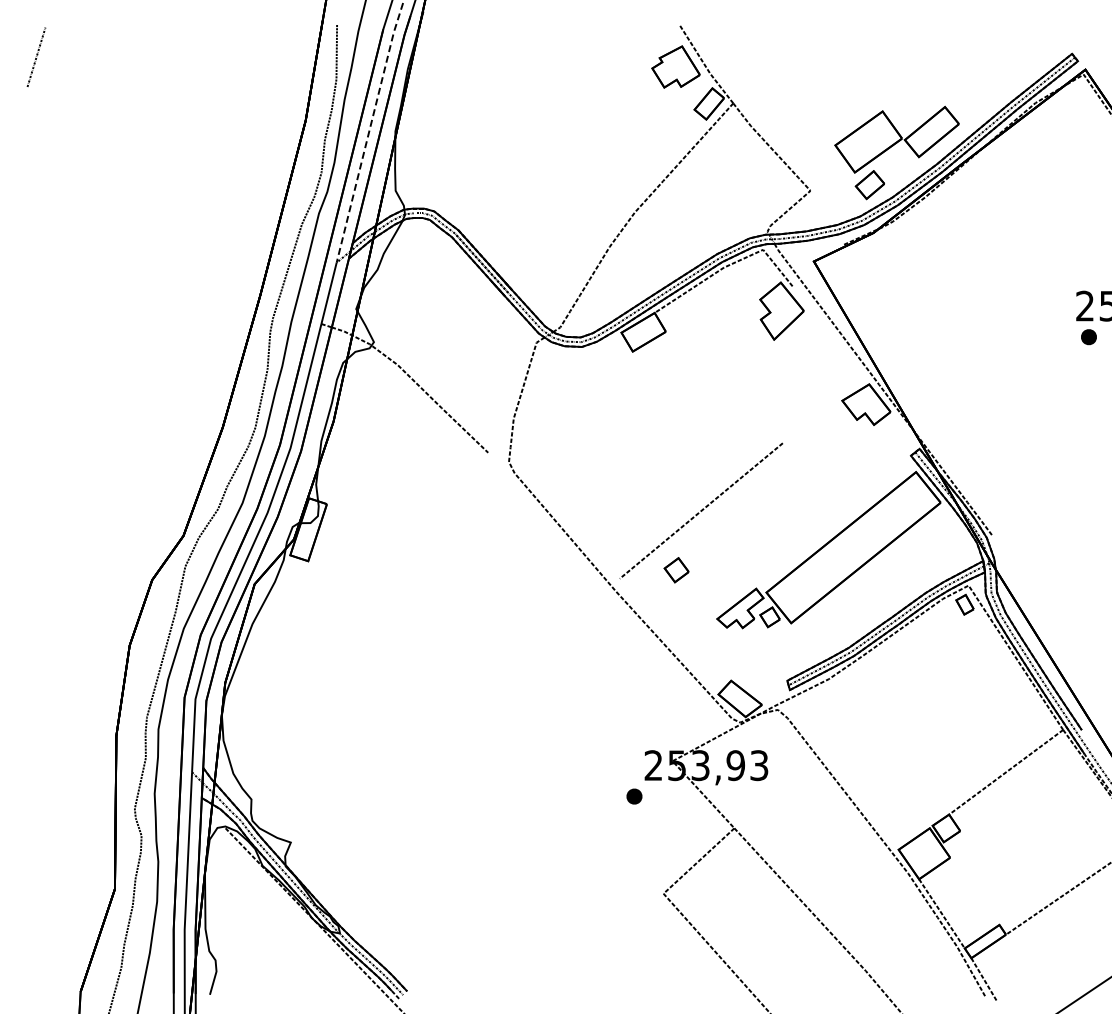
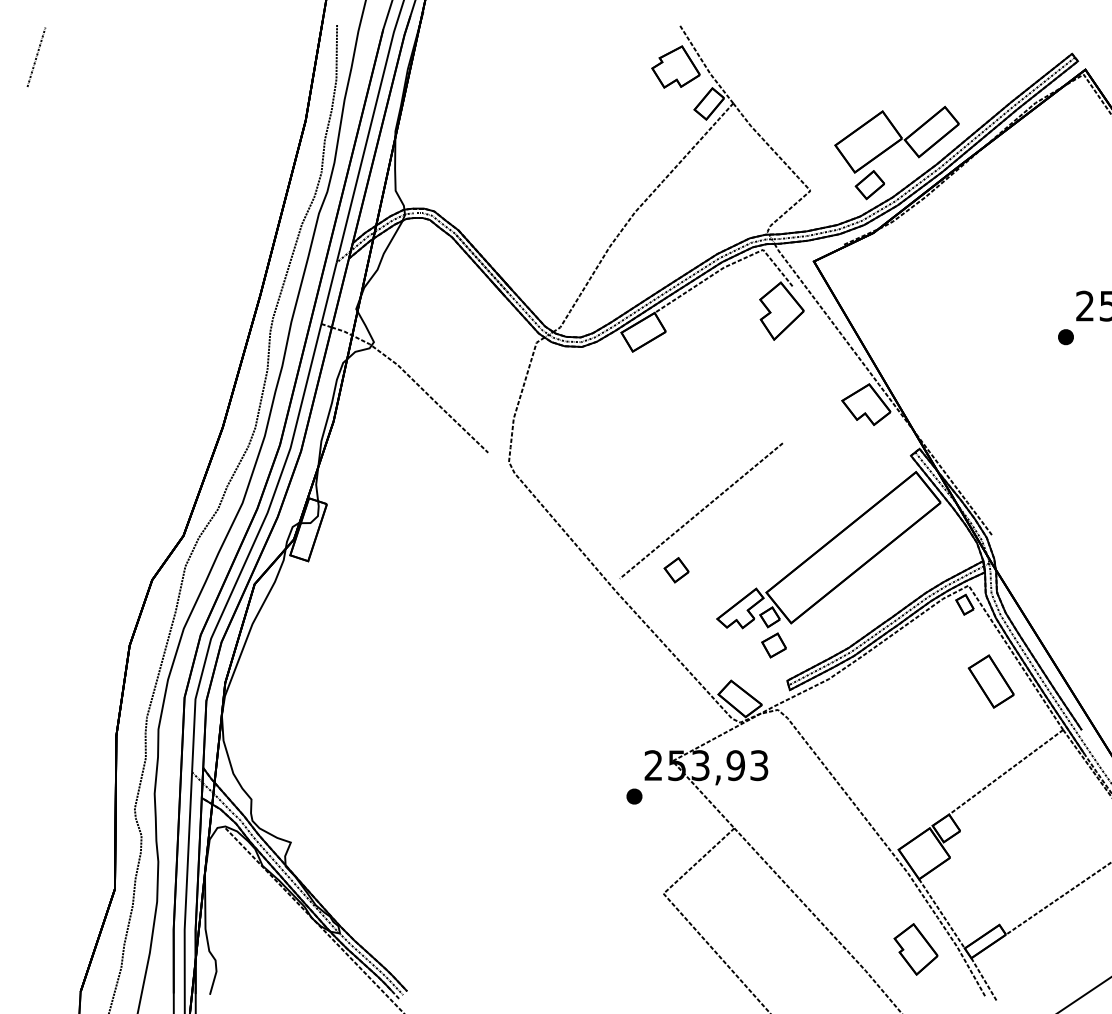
line: dashed -> solid (369, 131)
part position: (1088, 337) -> (1065, 337) (1065, 337)
part: none -> present (773, 645)
part: none -> present (990, 681)
part: none -> present (915, 949)
